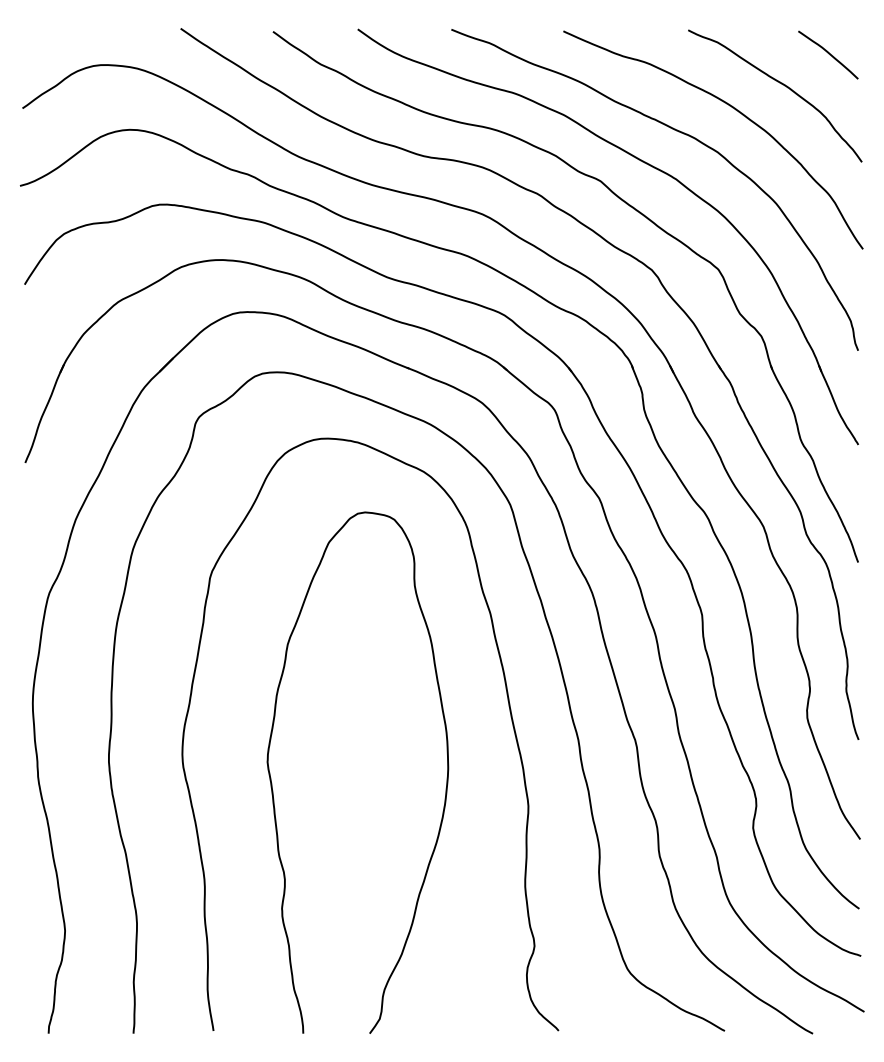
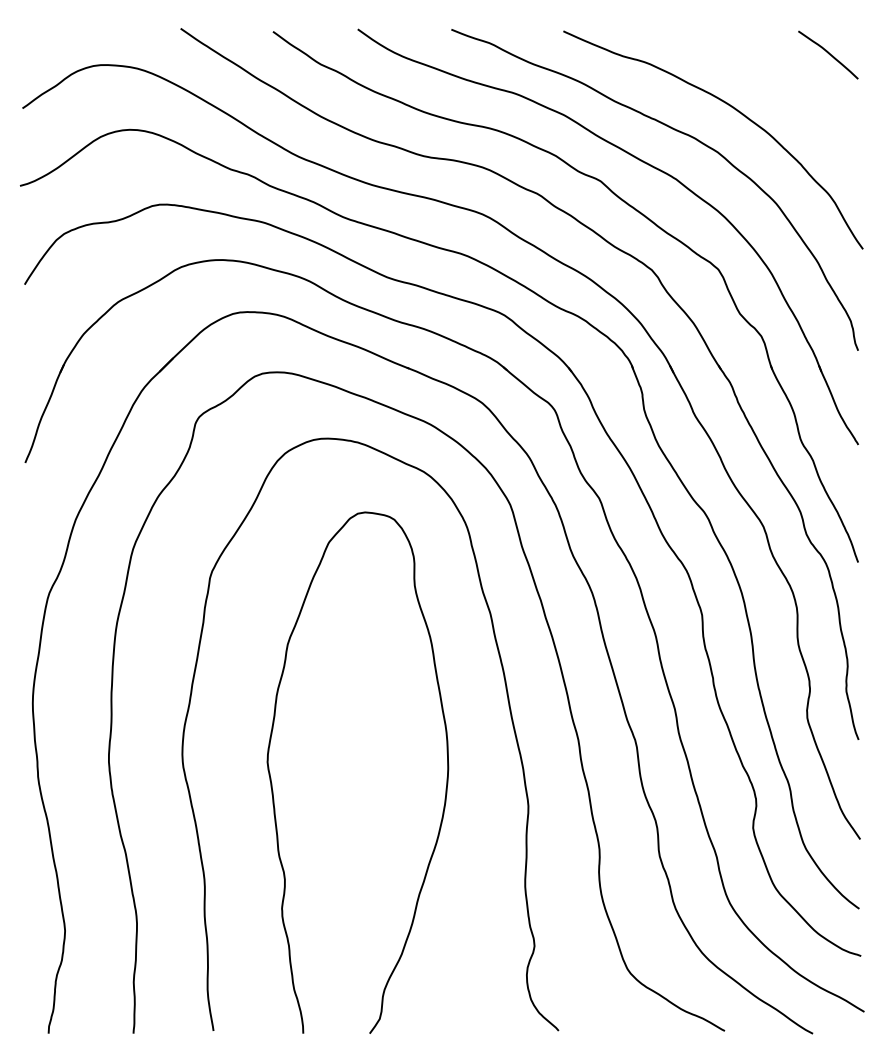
curve: present -> none (781, 84)
